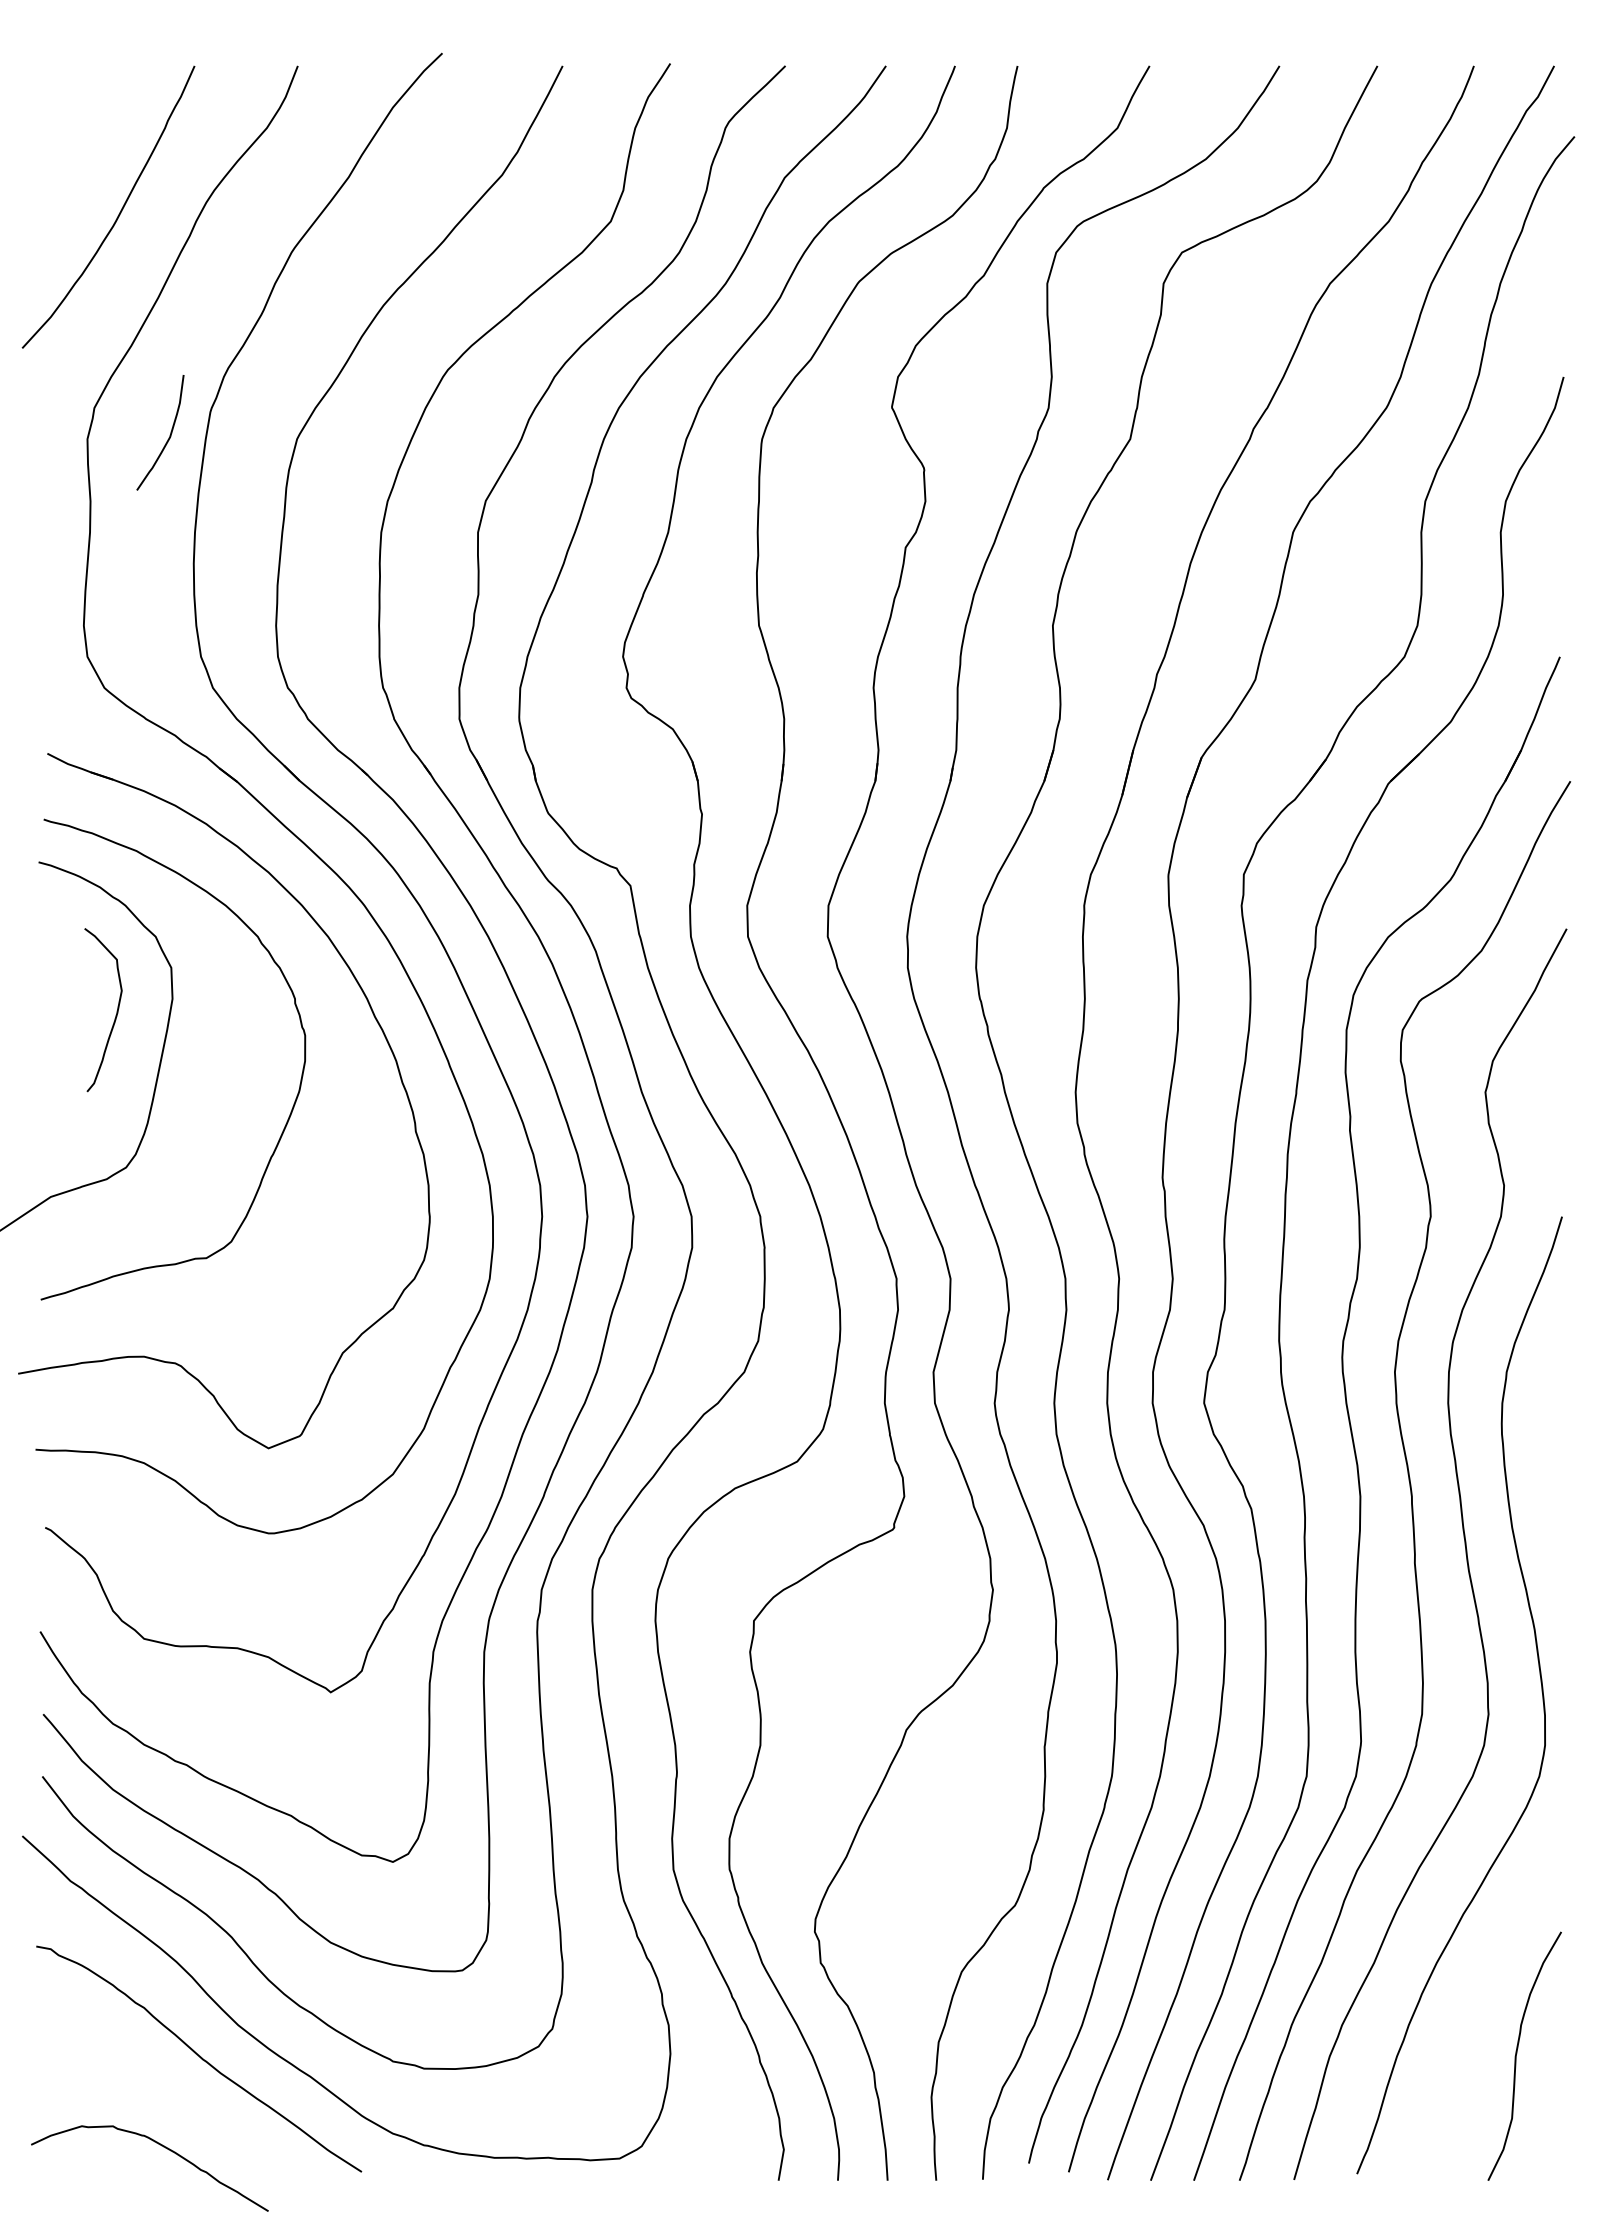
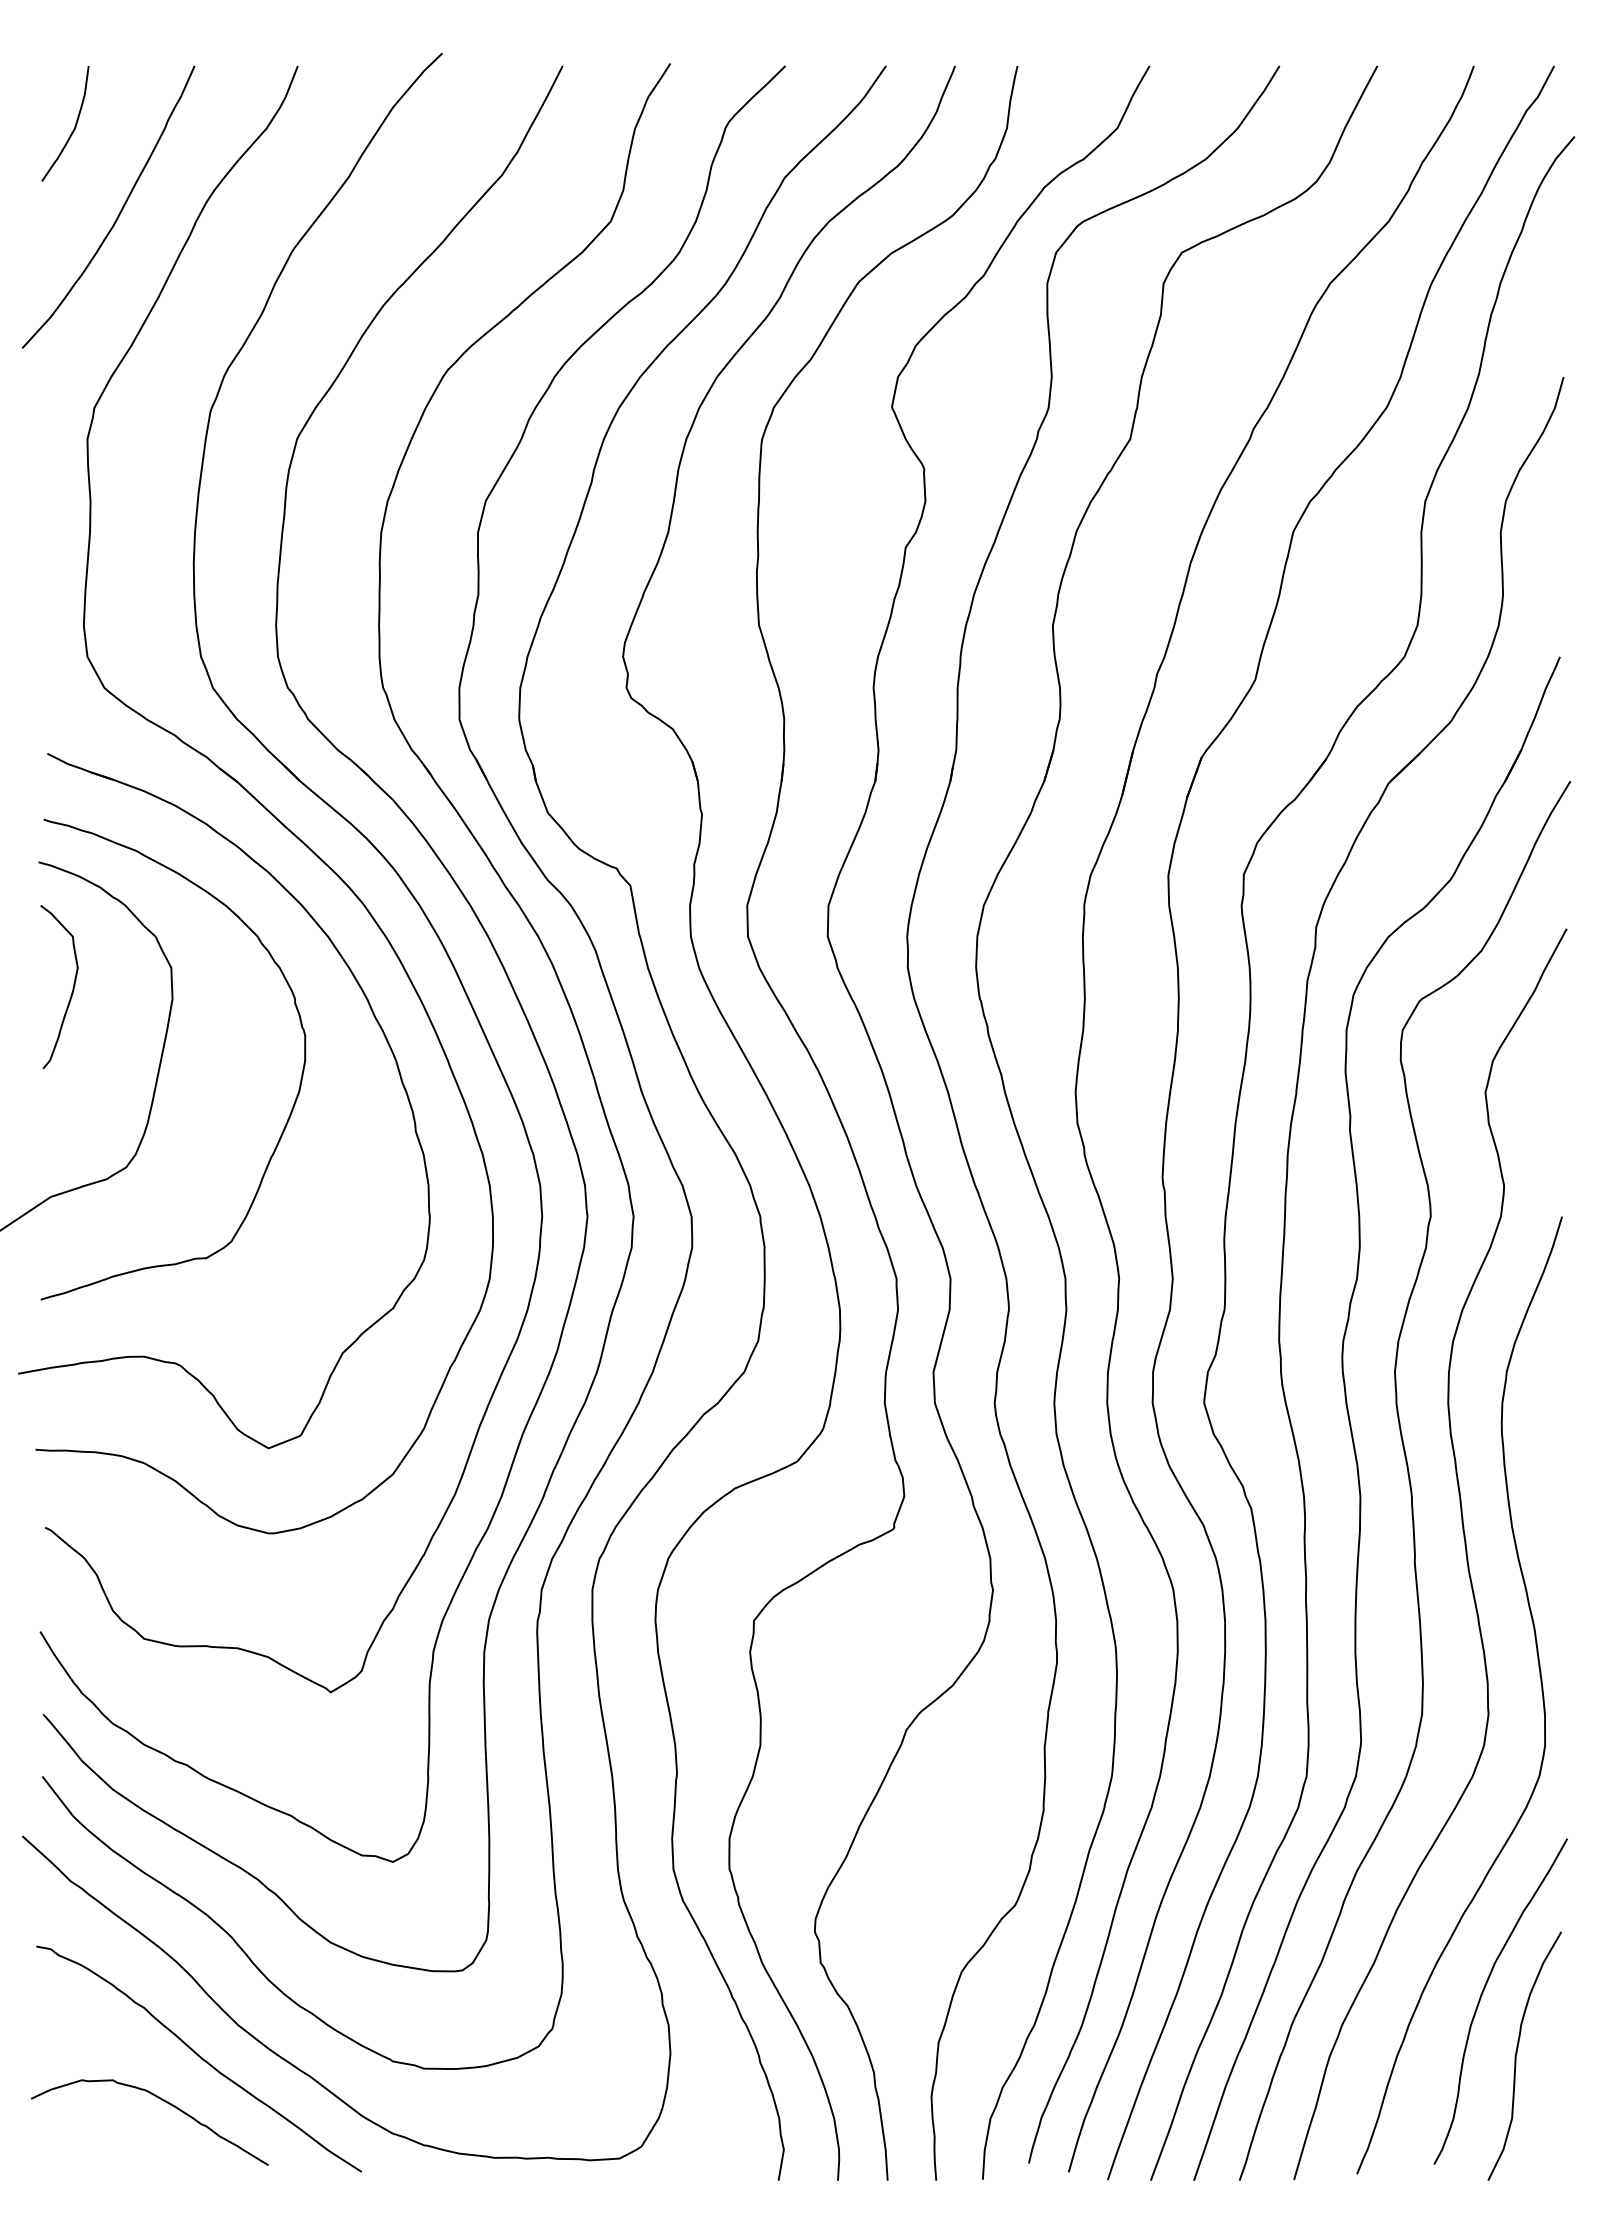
curve position: (168, 437) -> (73, 128) (73, 128)
curve position: (115, 1015) -> (71, 992) (71, 992)
curve: none -> present (1482, 1995)
curve position: (161, 2146) -> (161, 2100) (161, 2100)
